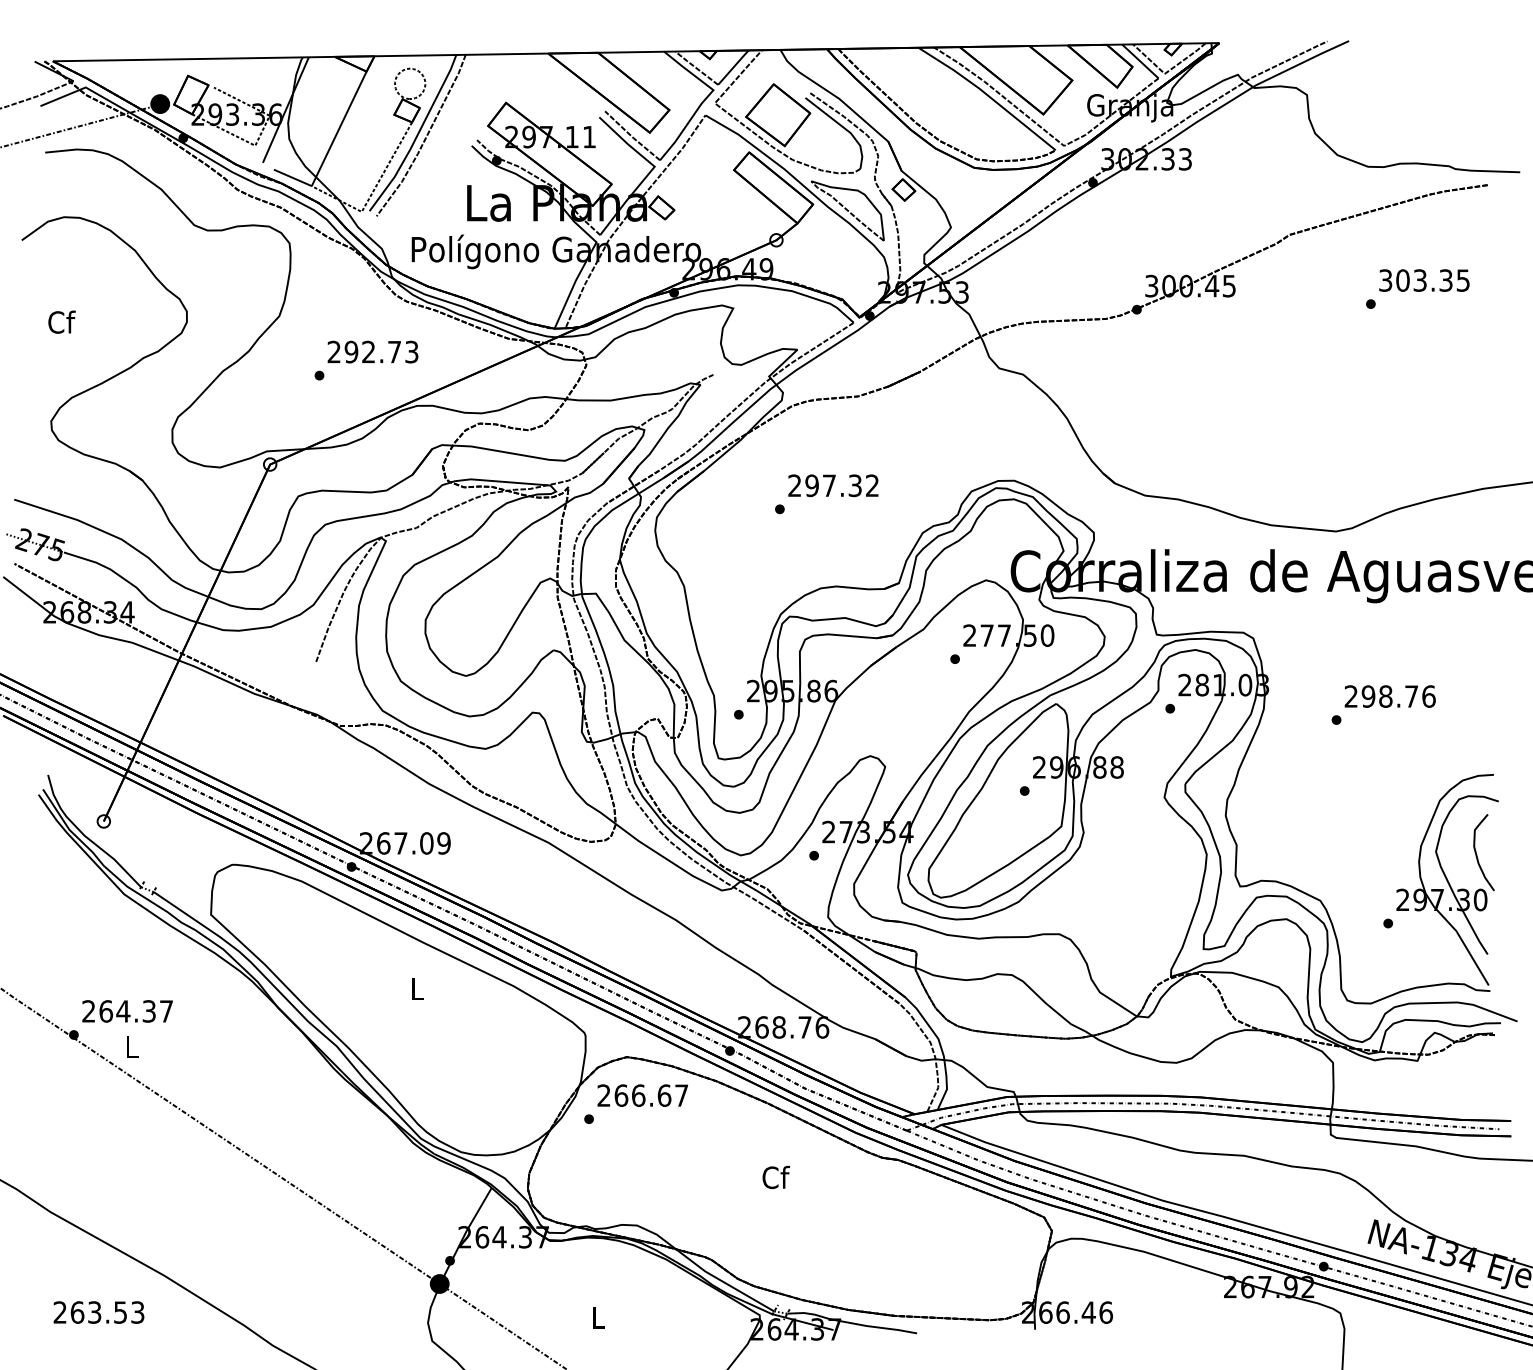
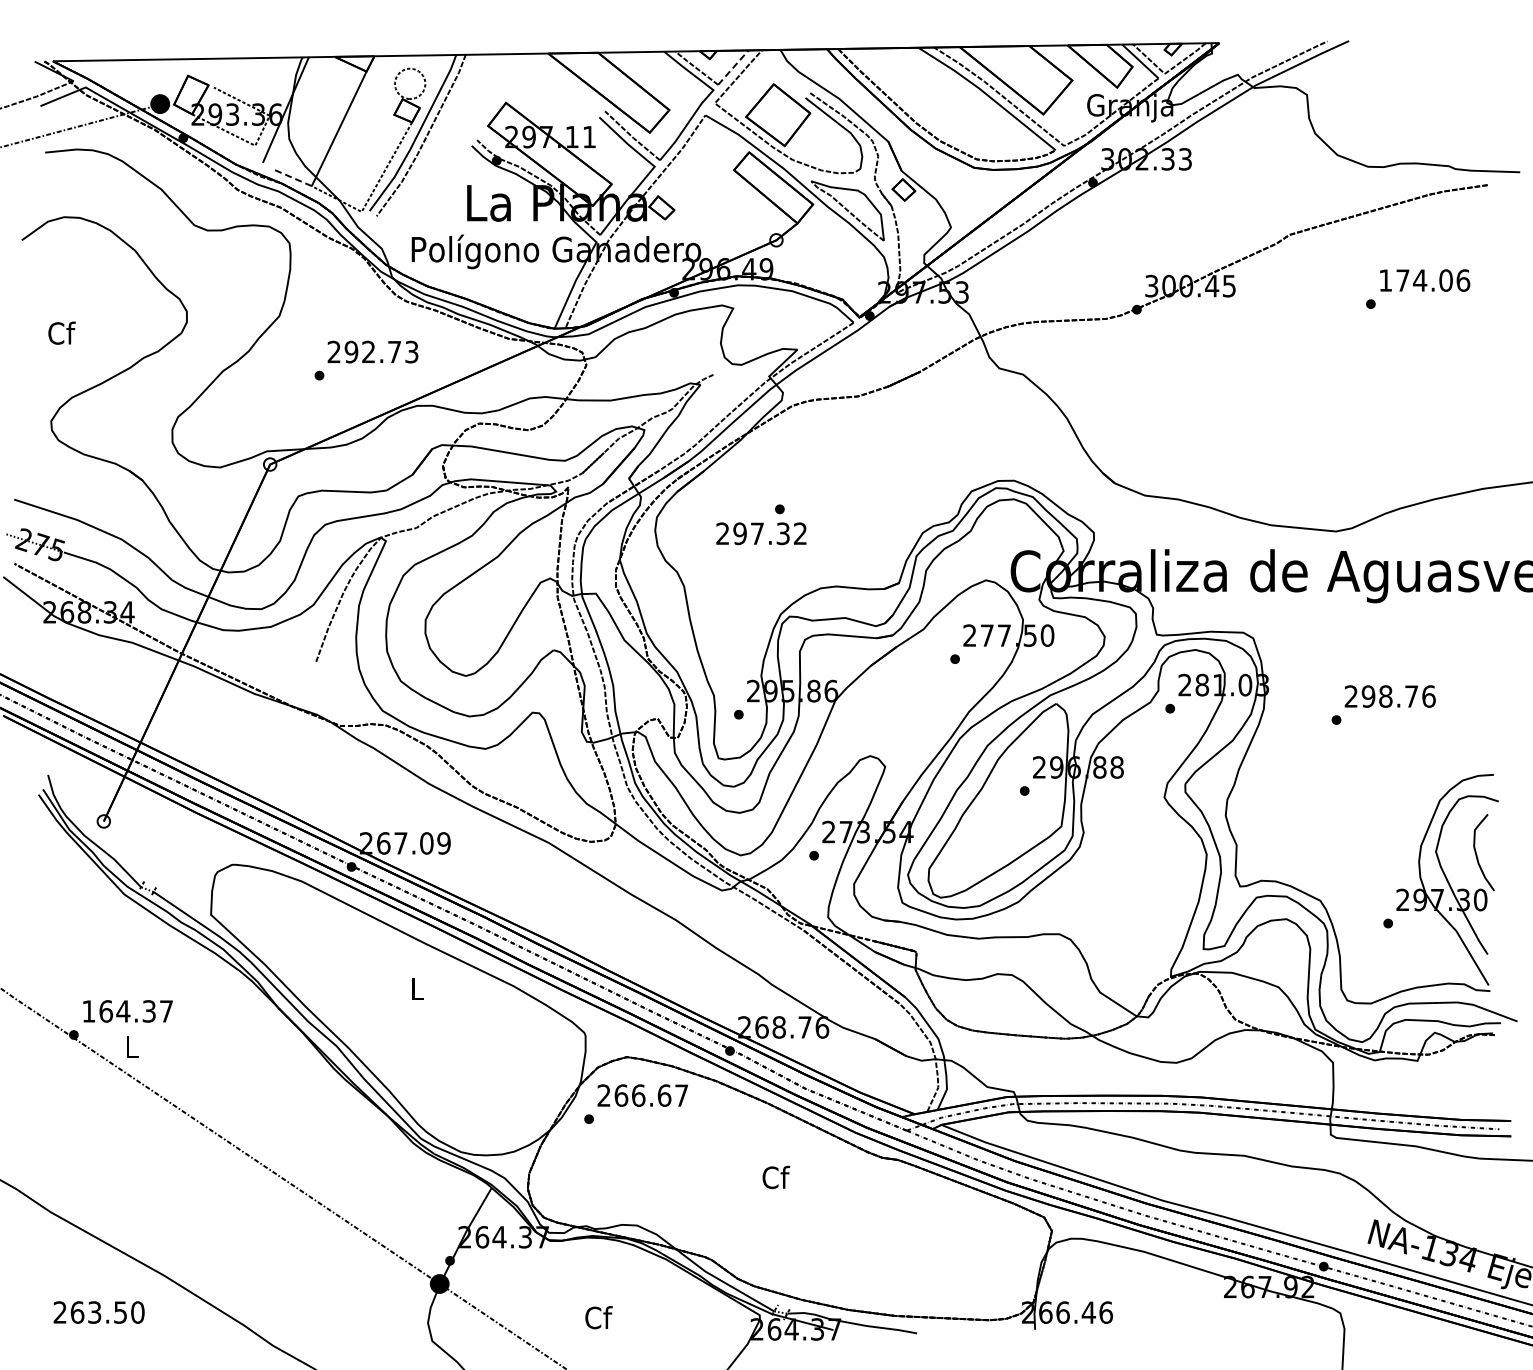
line: solid -> dashed (733, 67)
line: solid -> dashed (292, 177)
text: 303.35 -> 174.06 (1424, 280)
text position: (61, 321) -> (61, 332) (61, 332)
text position: (833, 485) -> (761, 533) (761, 533)
text: 264.37 -> 164.37 (88, 1011)
text: 263.53 -> 263.50 (137, 1312)
text: L -> Cf (598, 1317)
